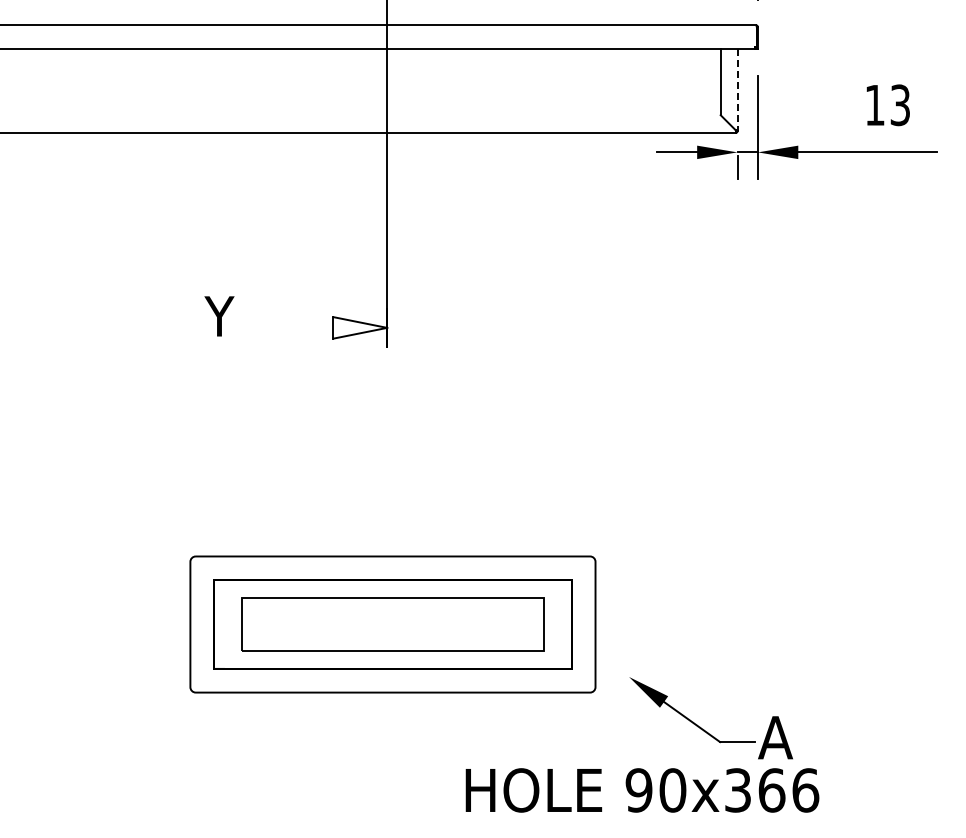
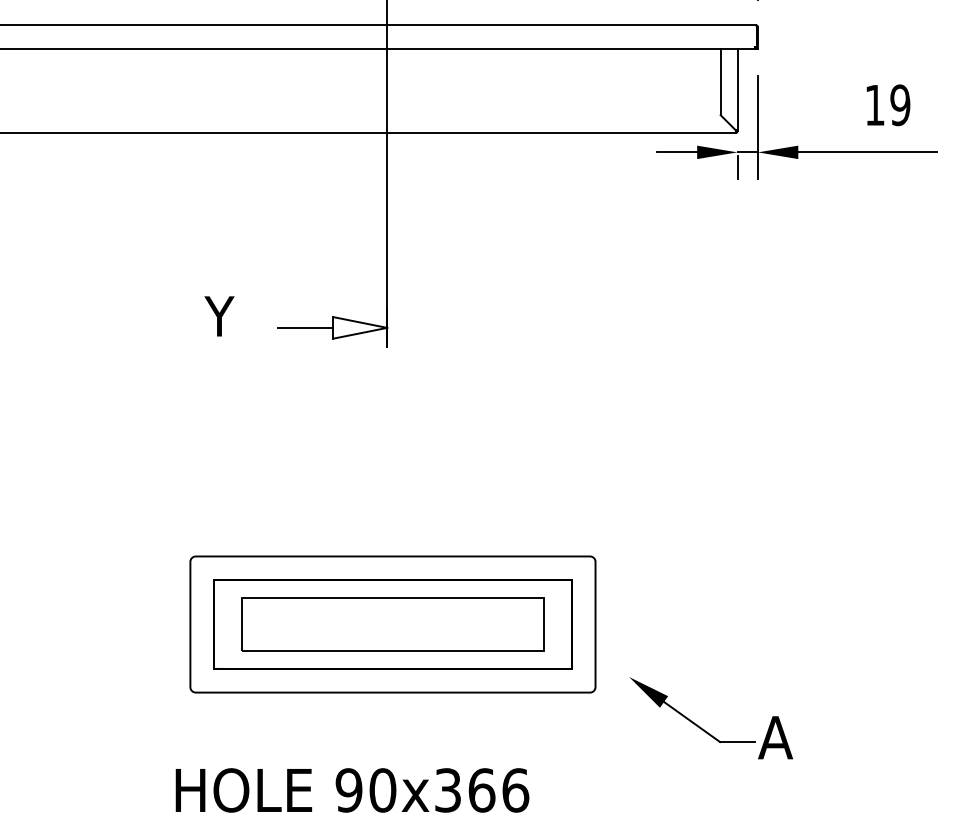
line: dashed -> solid (737, 90)
text: 13 -> 19 (900, 105)
line: none -> present (305, 327)
text position: (642, 790) -> (352, 790) (352, 790)
